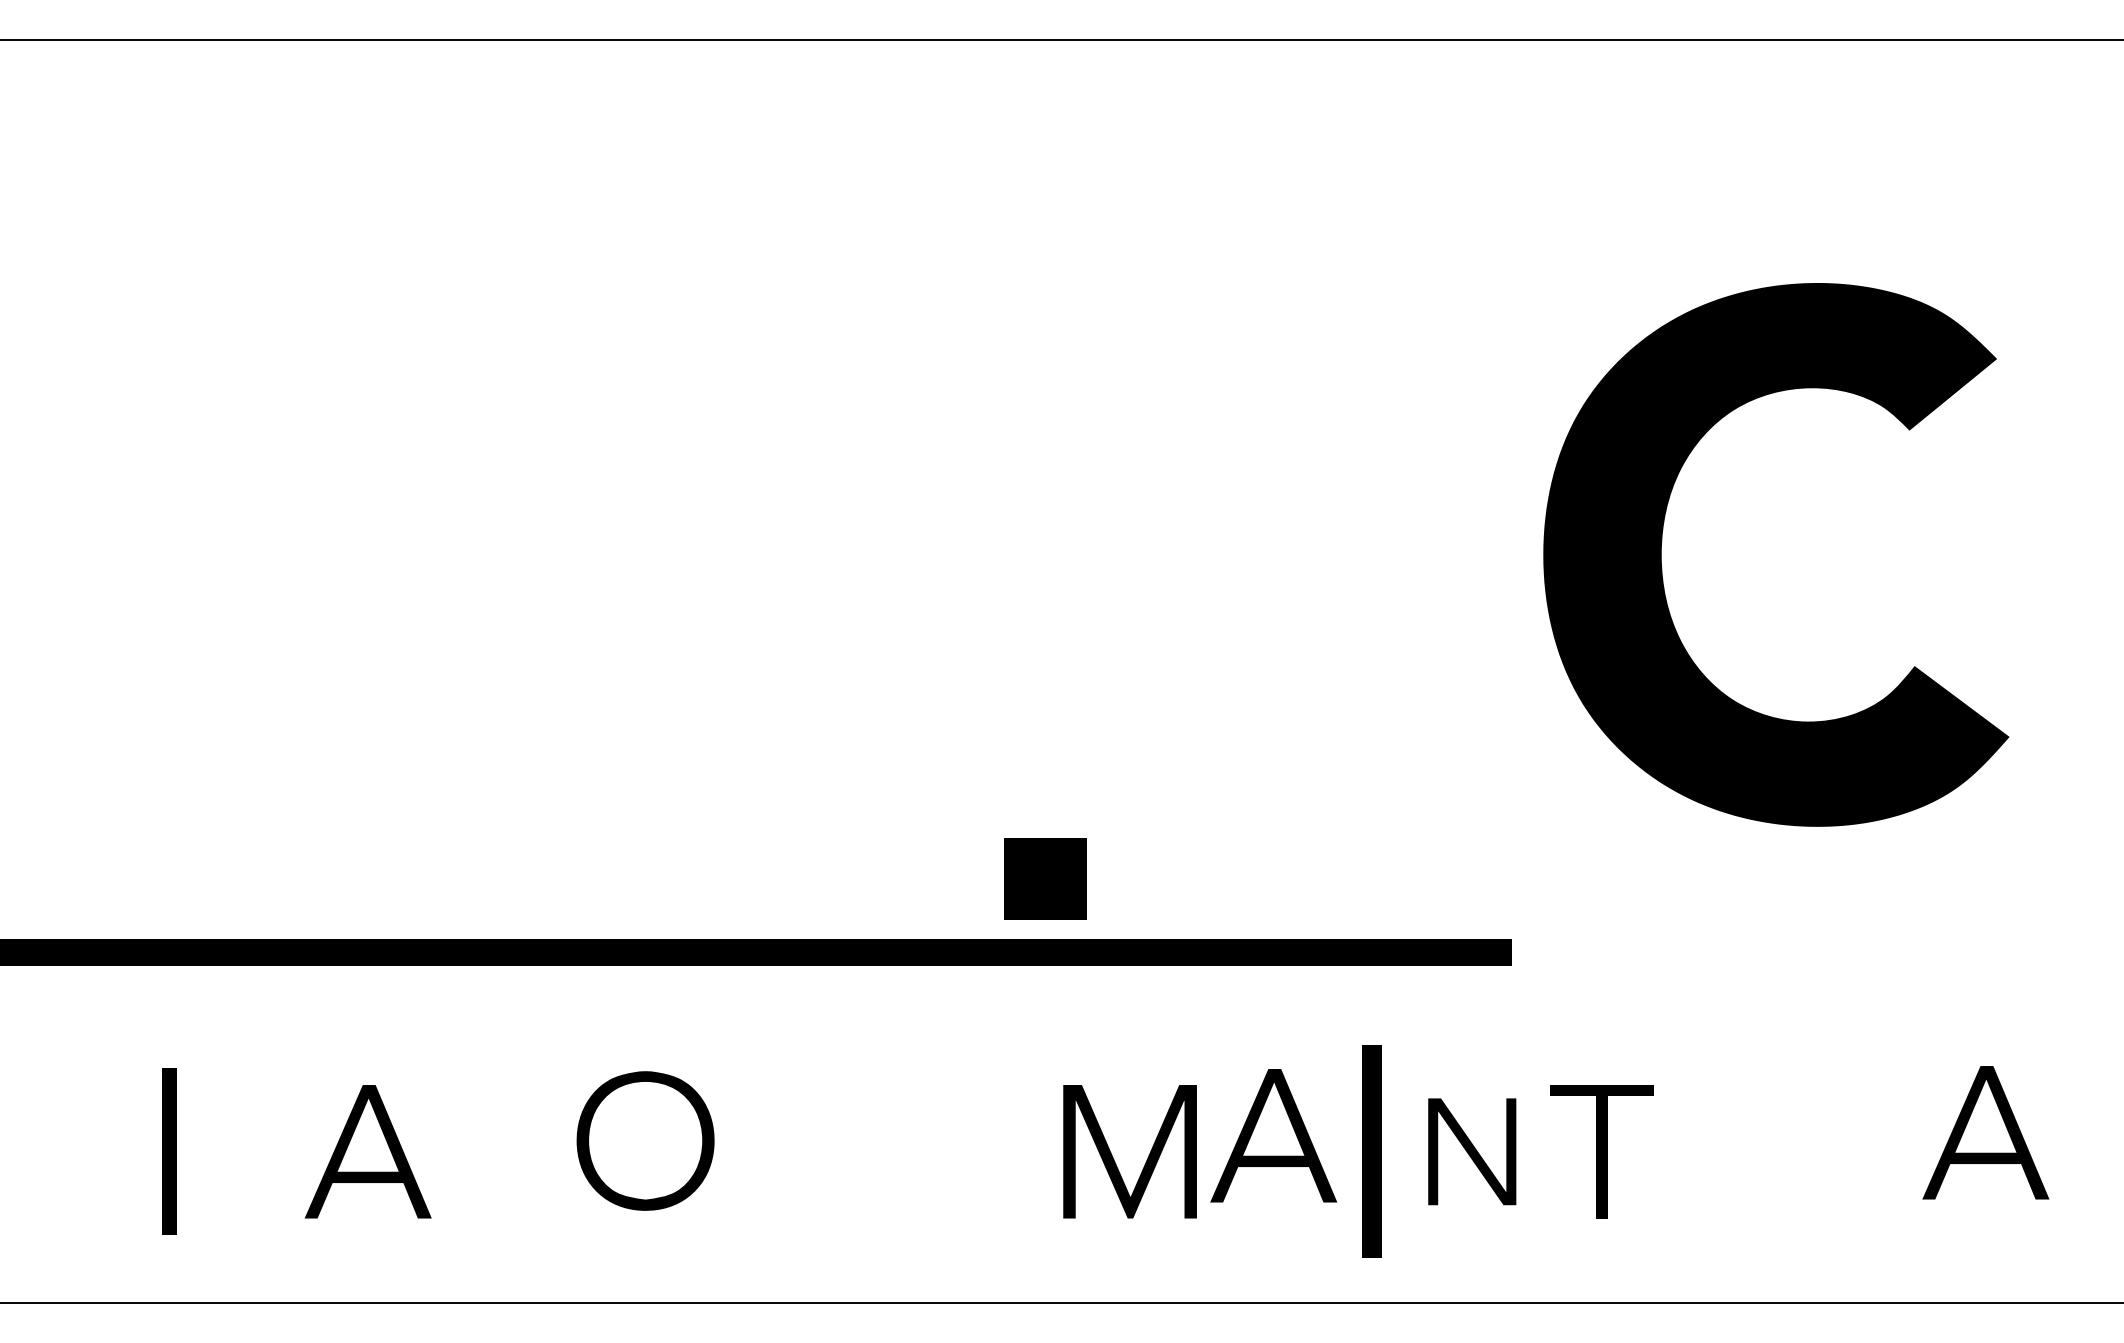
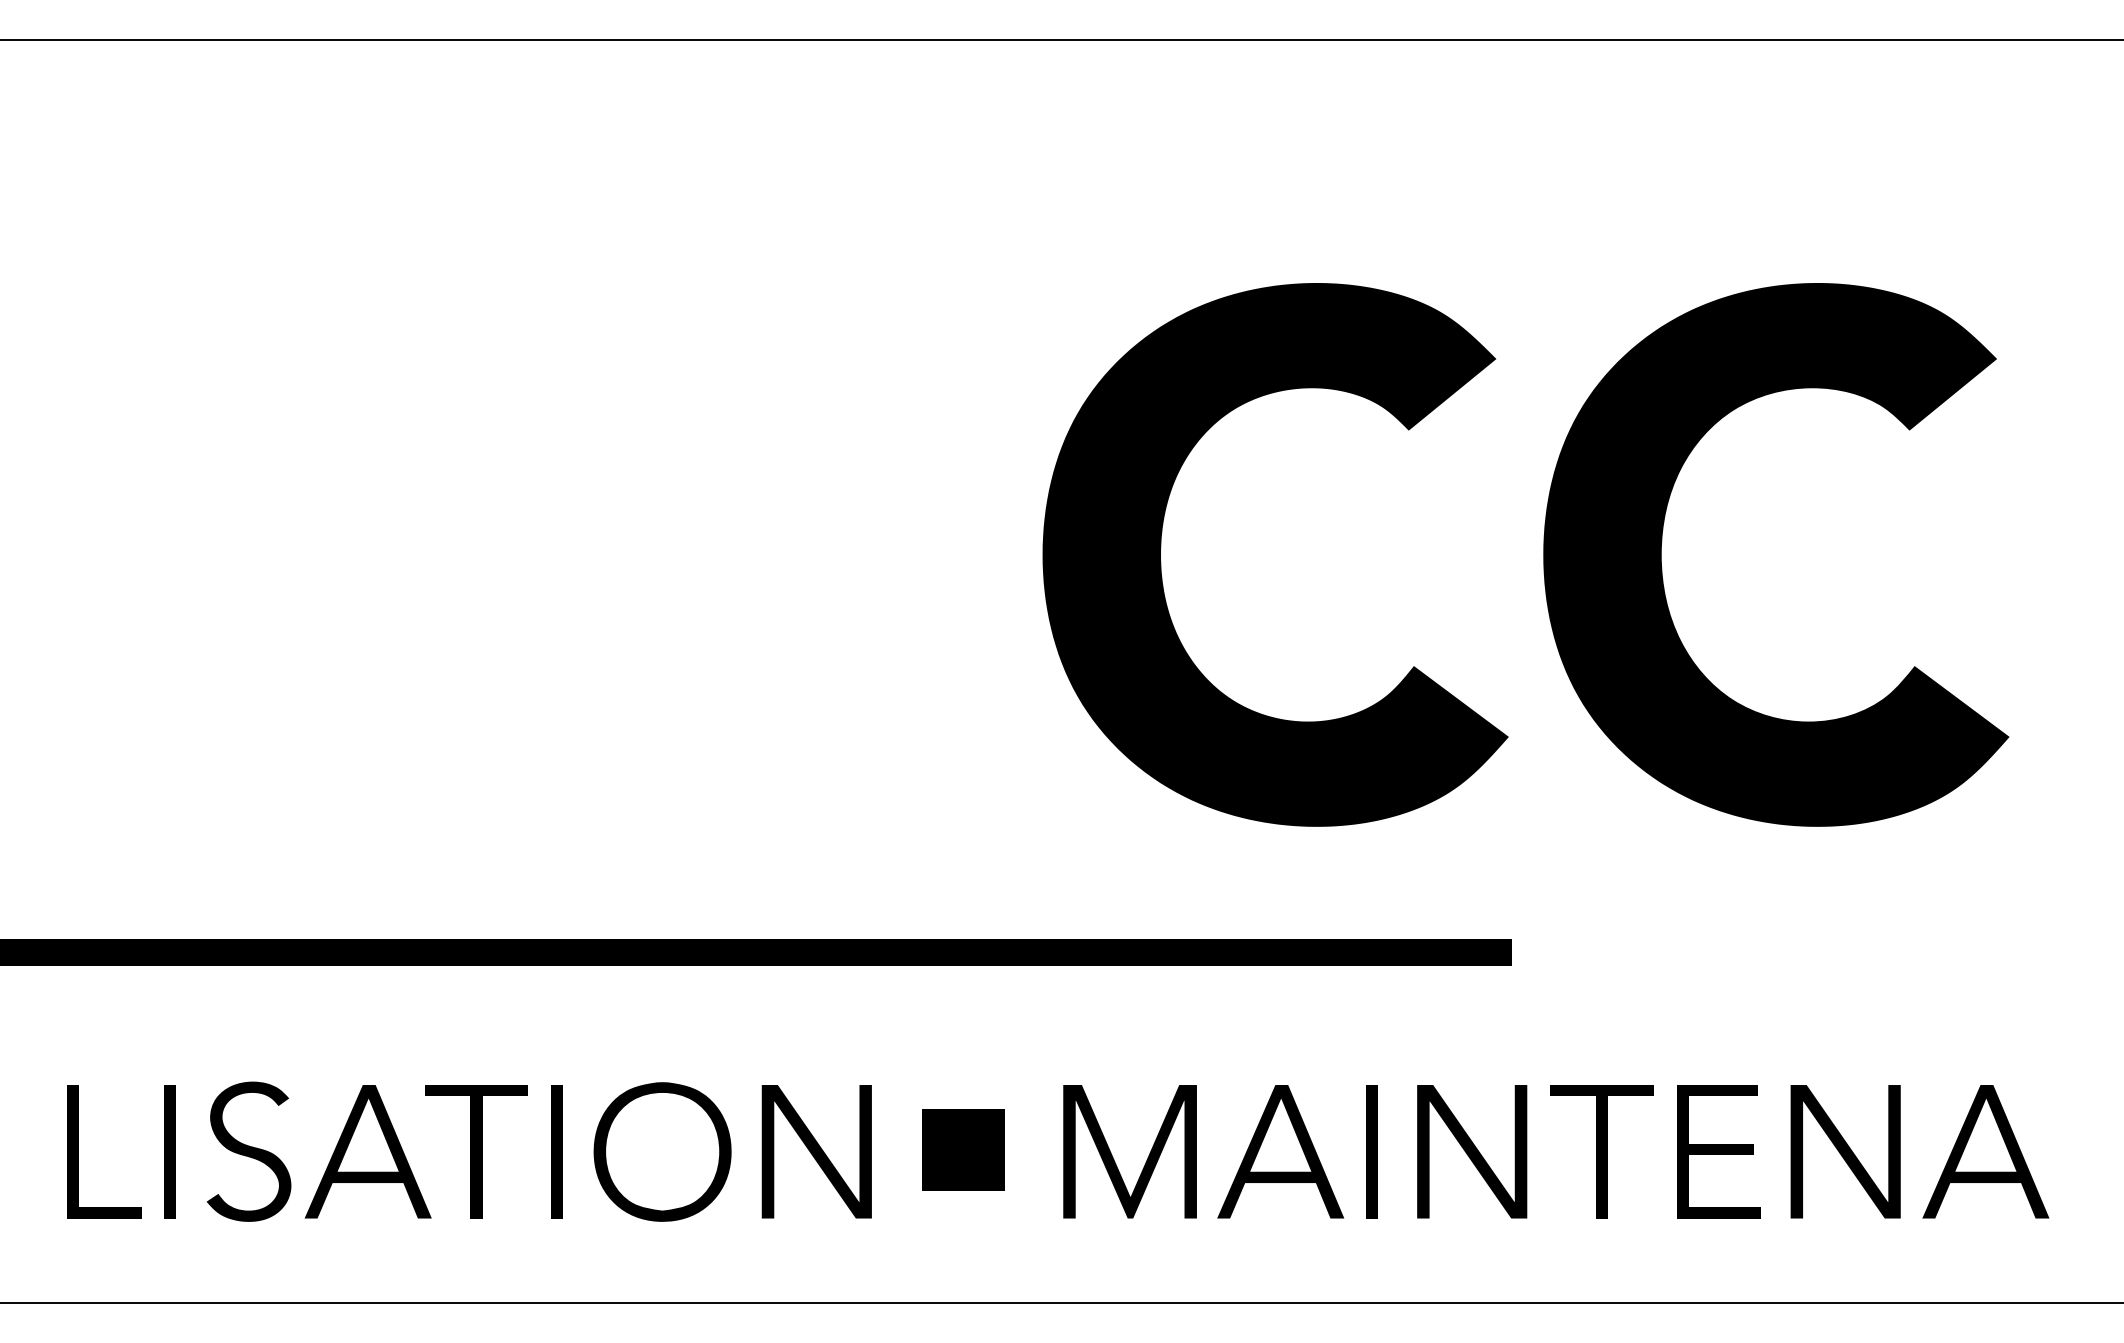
fill: none -> present (1275, 554)
part position: (1045, 878) -> (963, 1149) (963, 1149)
part position: (1985, 1132) -> (1985, 1151) (1985, 1151)
part position: (1273, 1135) -> (1280, 1151) (1280, 1151)
part position: (645, 1140) -> (662, 1151) (662, 1151)
fill: none -> present (104, 1151)
part size: 15x167 px -> 12x134 px (169, 1151)
fill: none -> present (248, 1151)
fill: none -> present (476, 1151)
fill: none -> present (557, 1151)
fill: none -> present (816, 1151)
part size: 20x213 px -> 12x134 px (1371, 1151)
part size: 89x108 px -> 111x134 px (1472, 1151)
part: none -> present (1718, 1151)
part: none -> present (1845, 1151)
